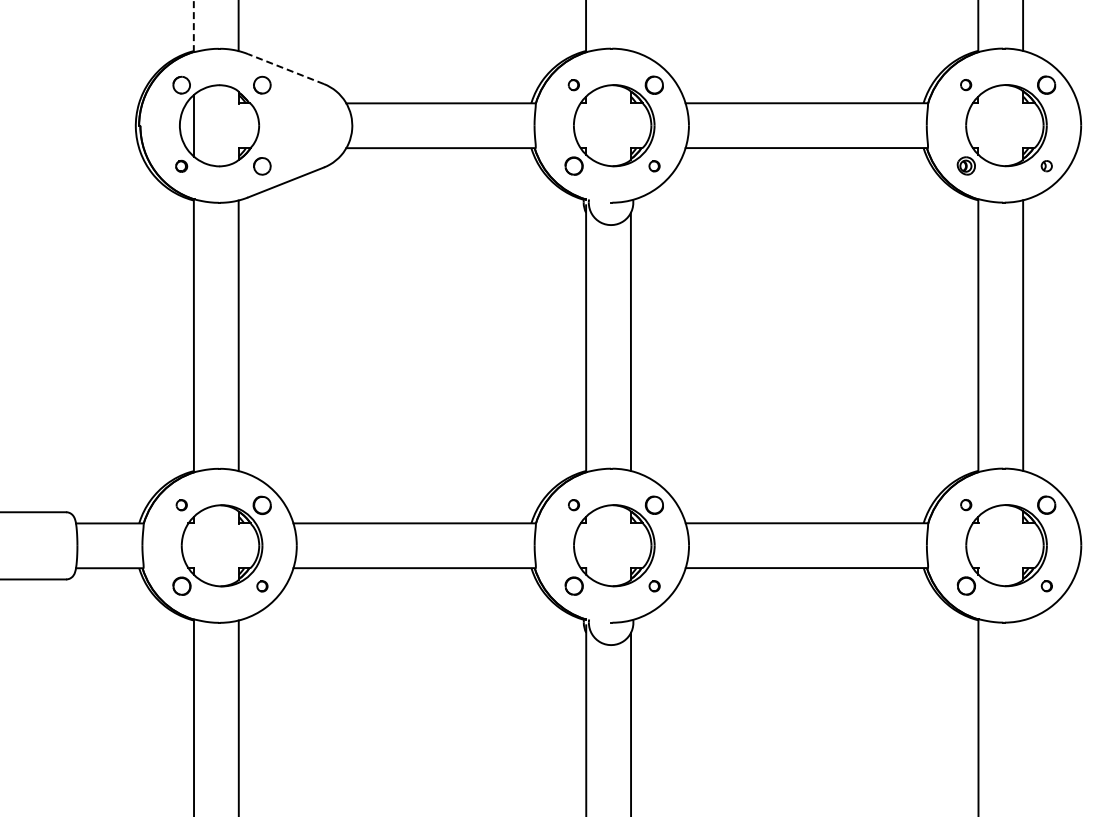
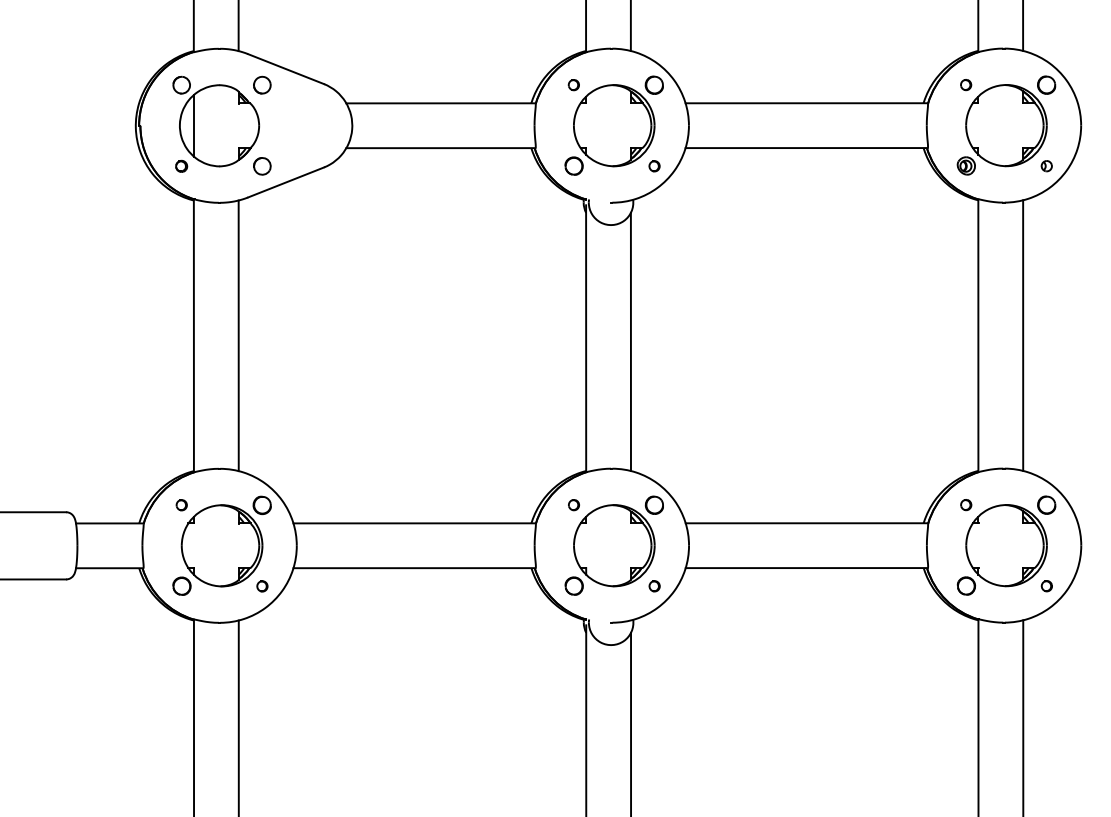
line: dashed -> solid (193, 26)
line: none -> present (630, 26)
line: dashed -> solid (286, 69)
line: none -> present (1023, 716)
